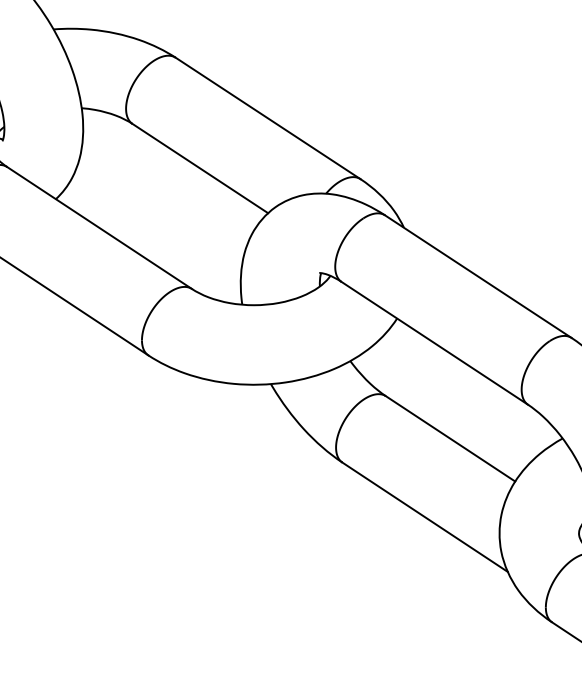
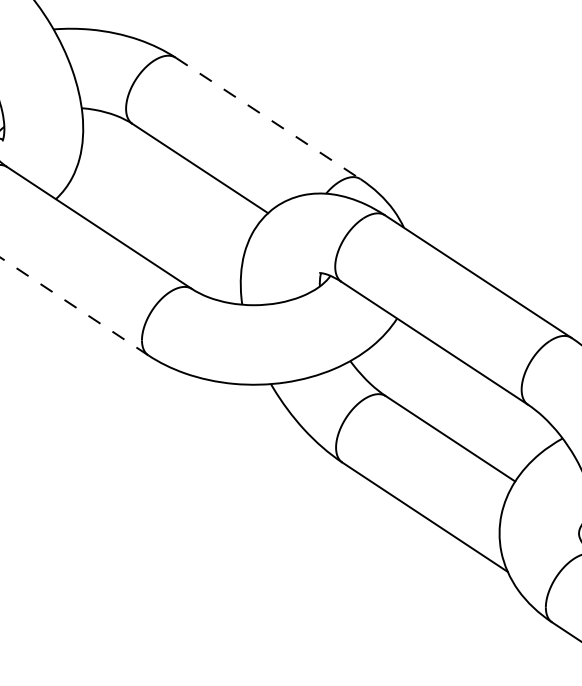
line: solid -> dashed (268, 118)
line: solid -> dashed (74, 306)
